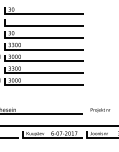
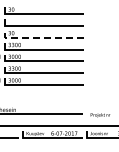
line: solid -> dashed (40, 37)
text position: (100, 110) -> (100, 115) (100, 115)
